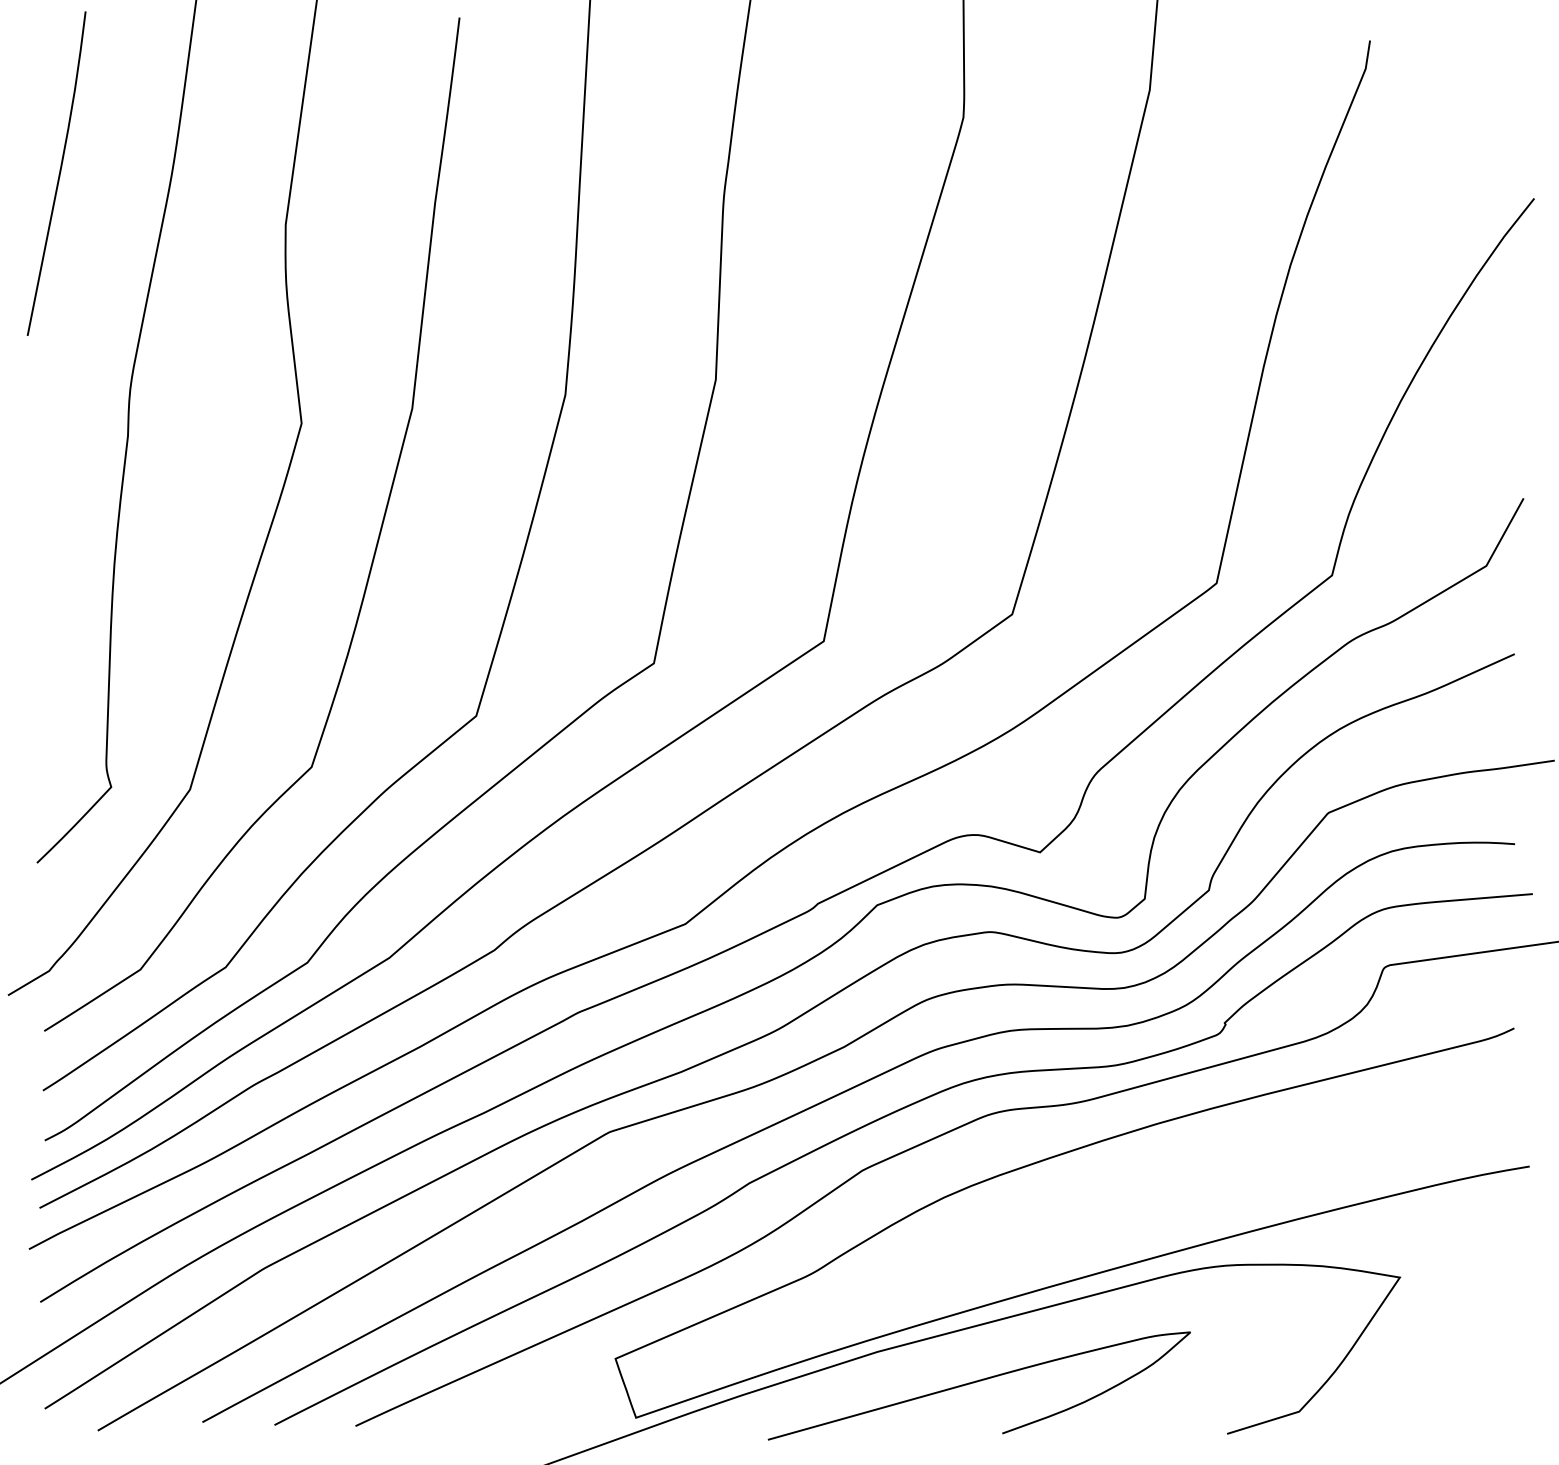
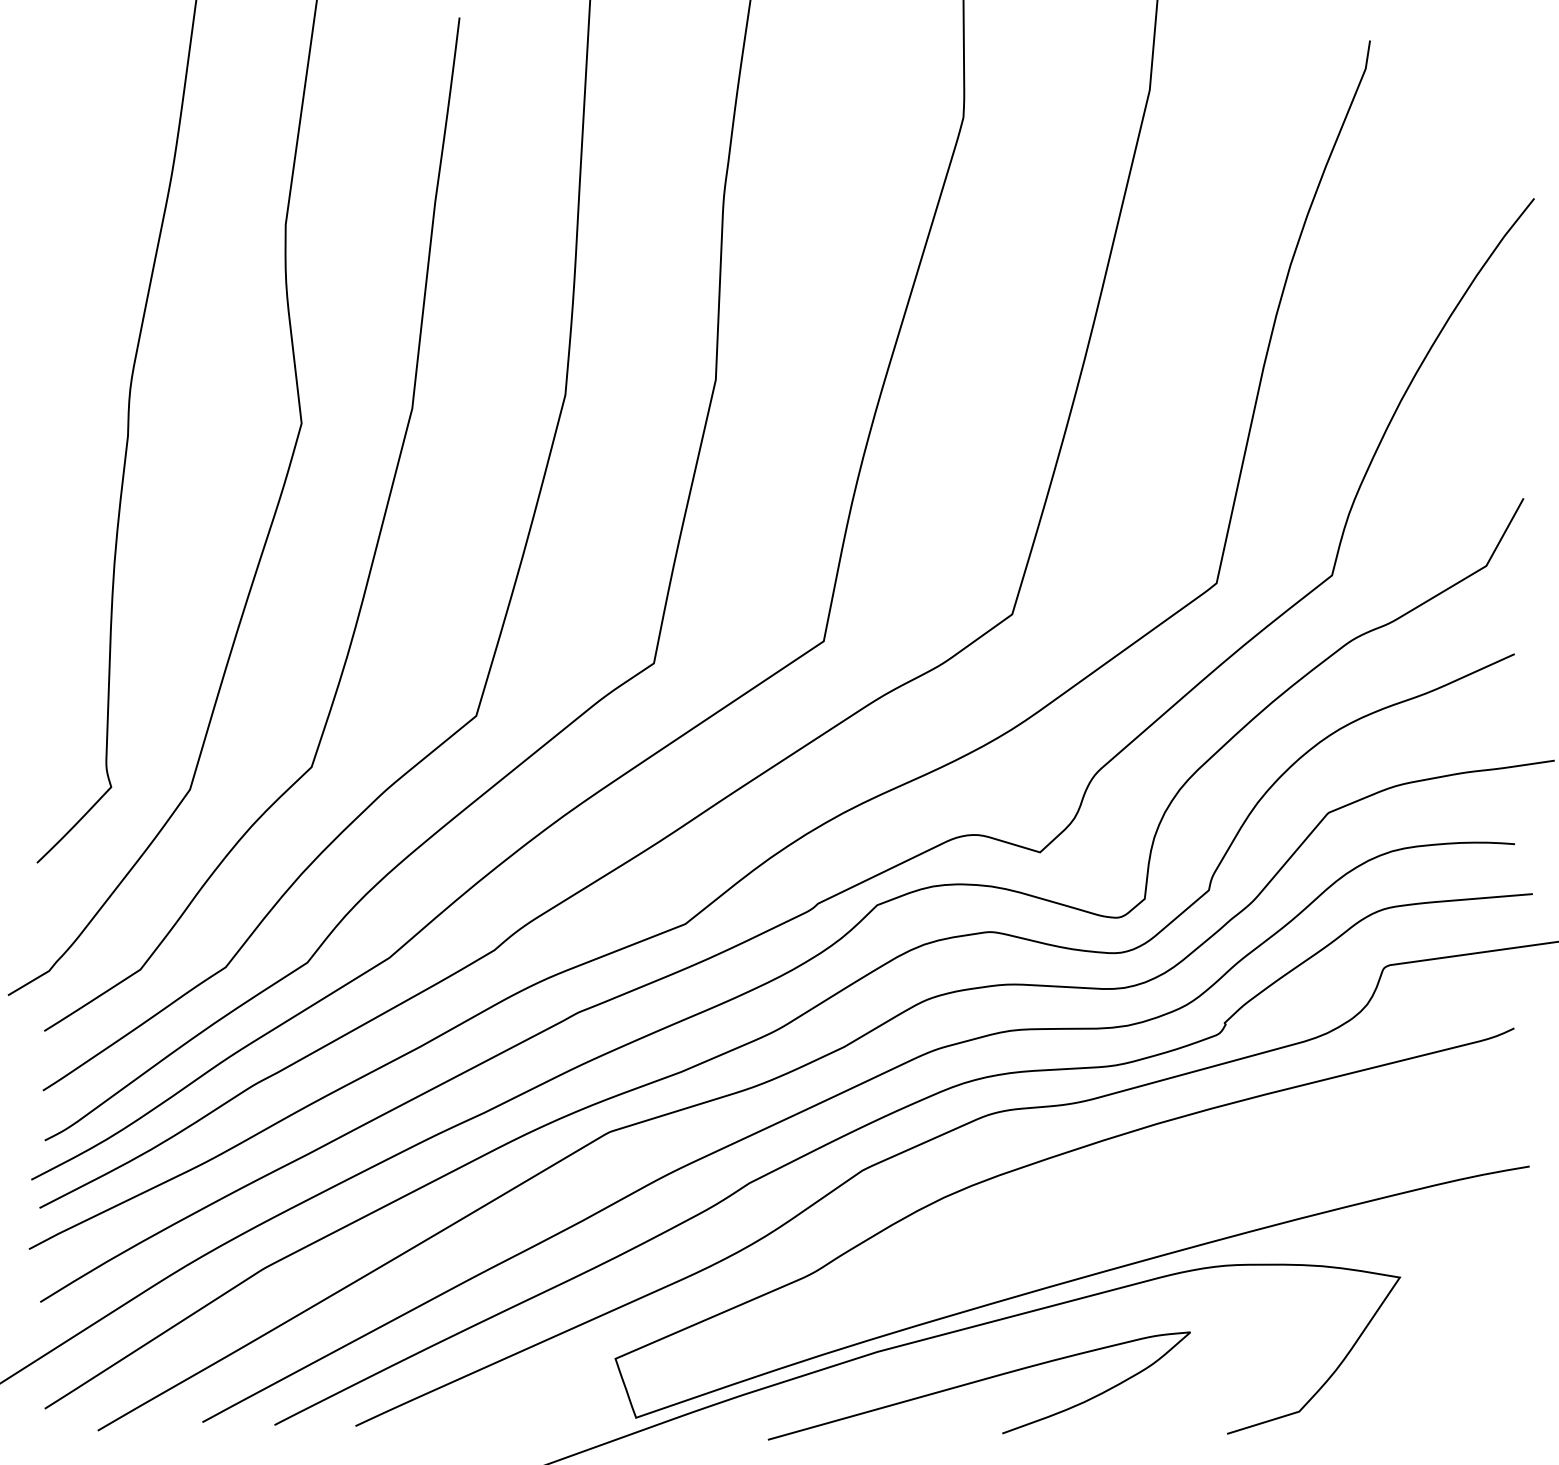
curve: present -> none (58, 174)
